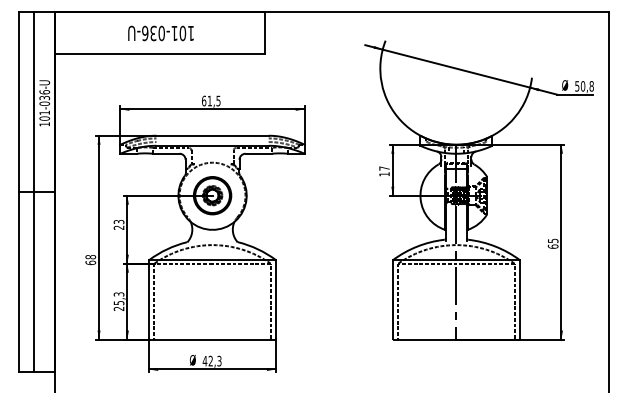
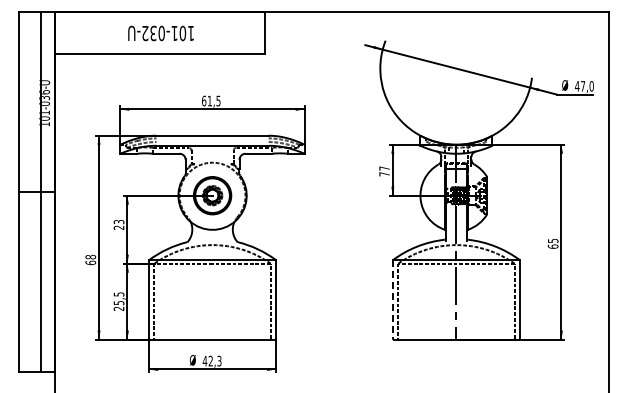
text: 101-036-U -> 101-032-U (145, 33)
text: 50,8 -> 47,0 (584, 86)
text: 17 -> 77 (384, 174)
line position: (33, 191) -> (40, 191) (40, 191)
text: 25,3 -> 25,5 (117, 294)
line: solid -> dashed (393, 299)
